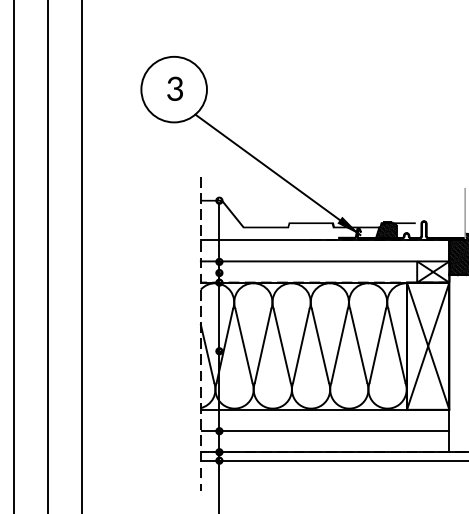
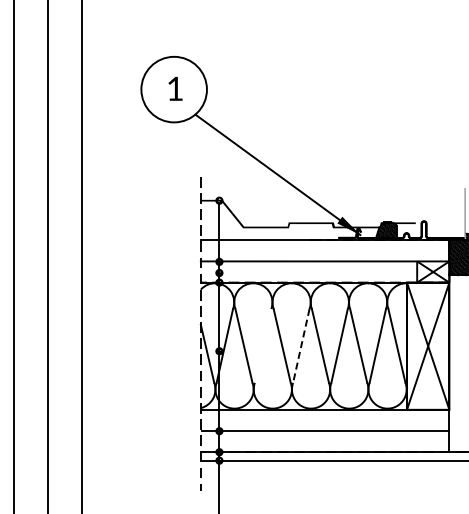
text: 3 -> 1 (174, 88)
line: present -> none (262, 345)
line: solid -> dashed (301, 345)
